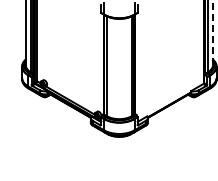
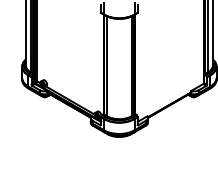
line: dashed -> solid (212, 32)
